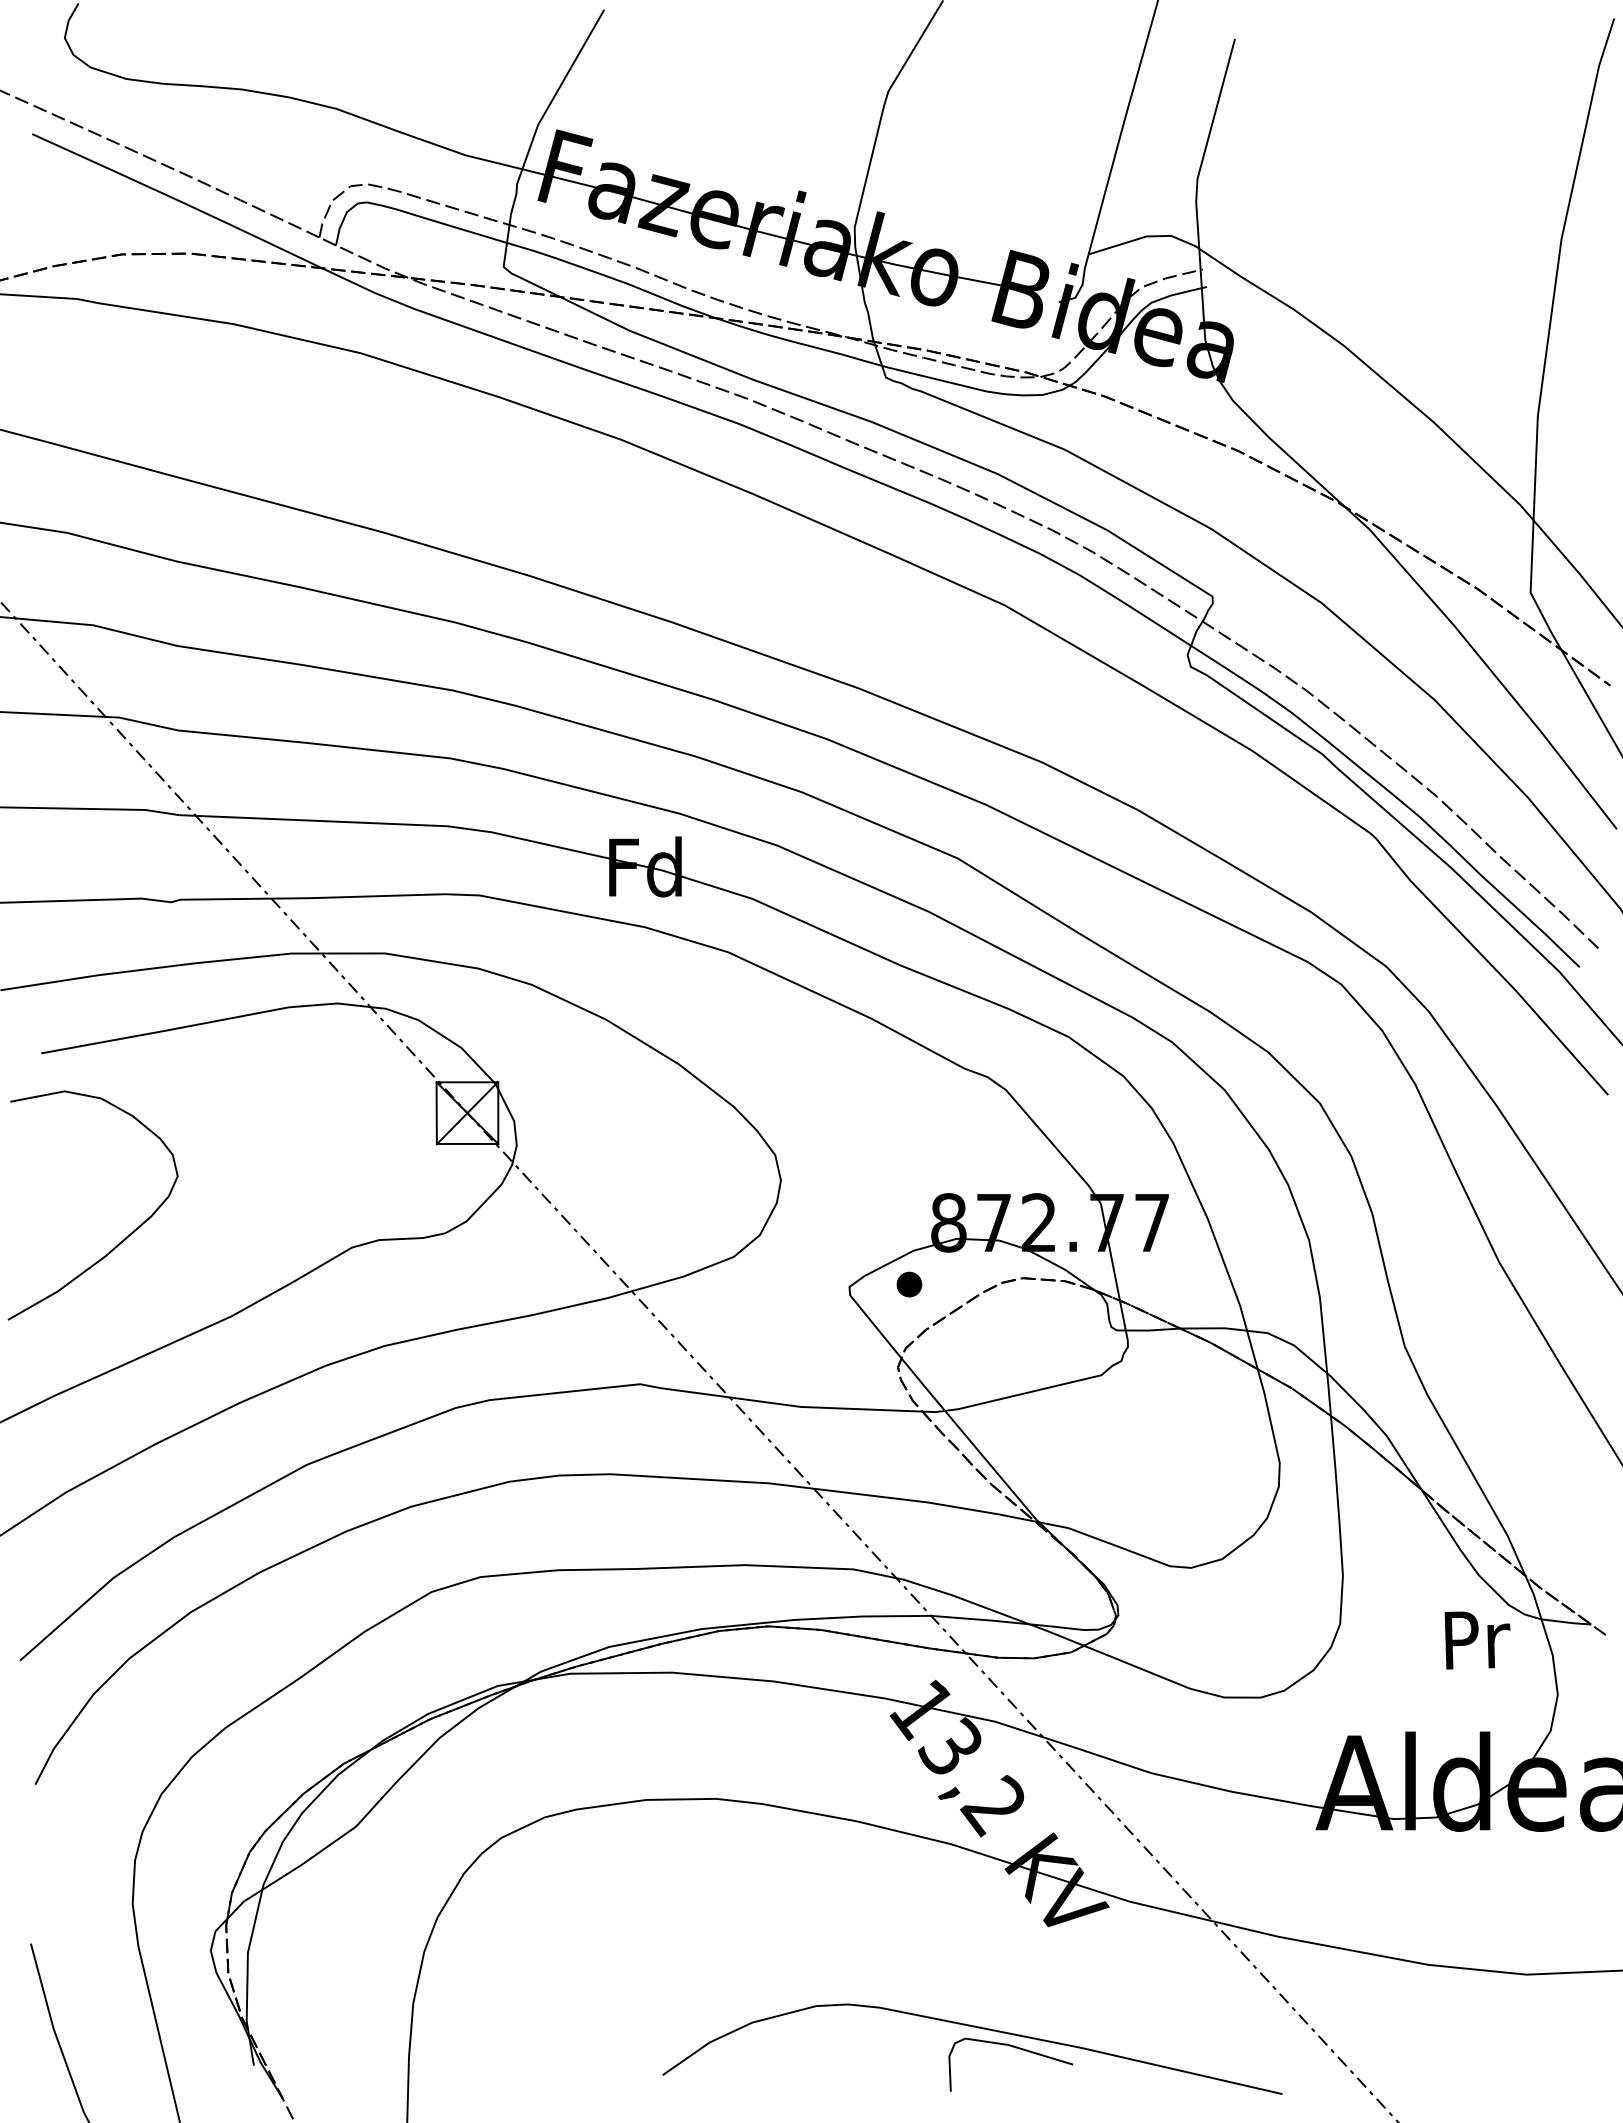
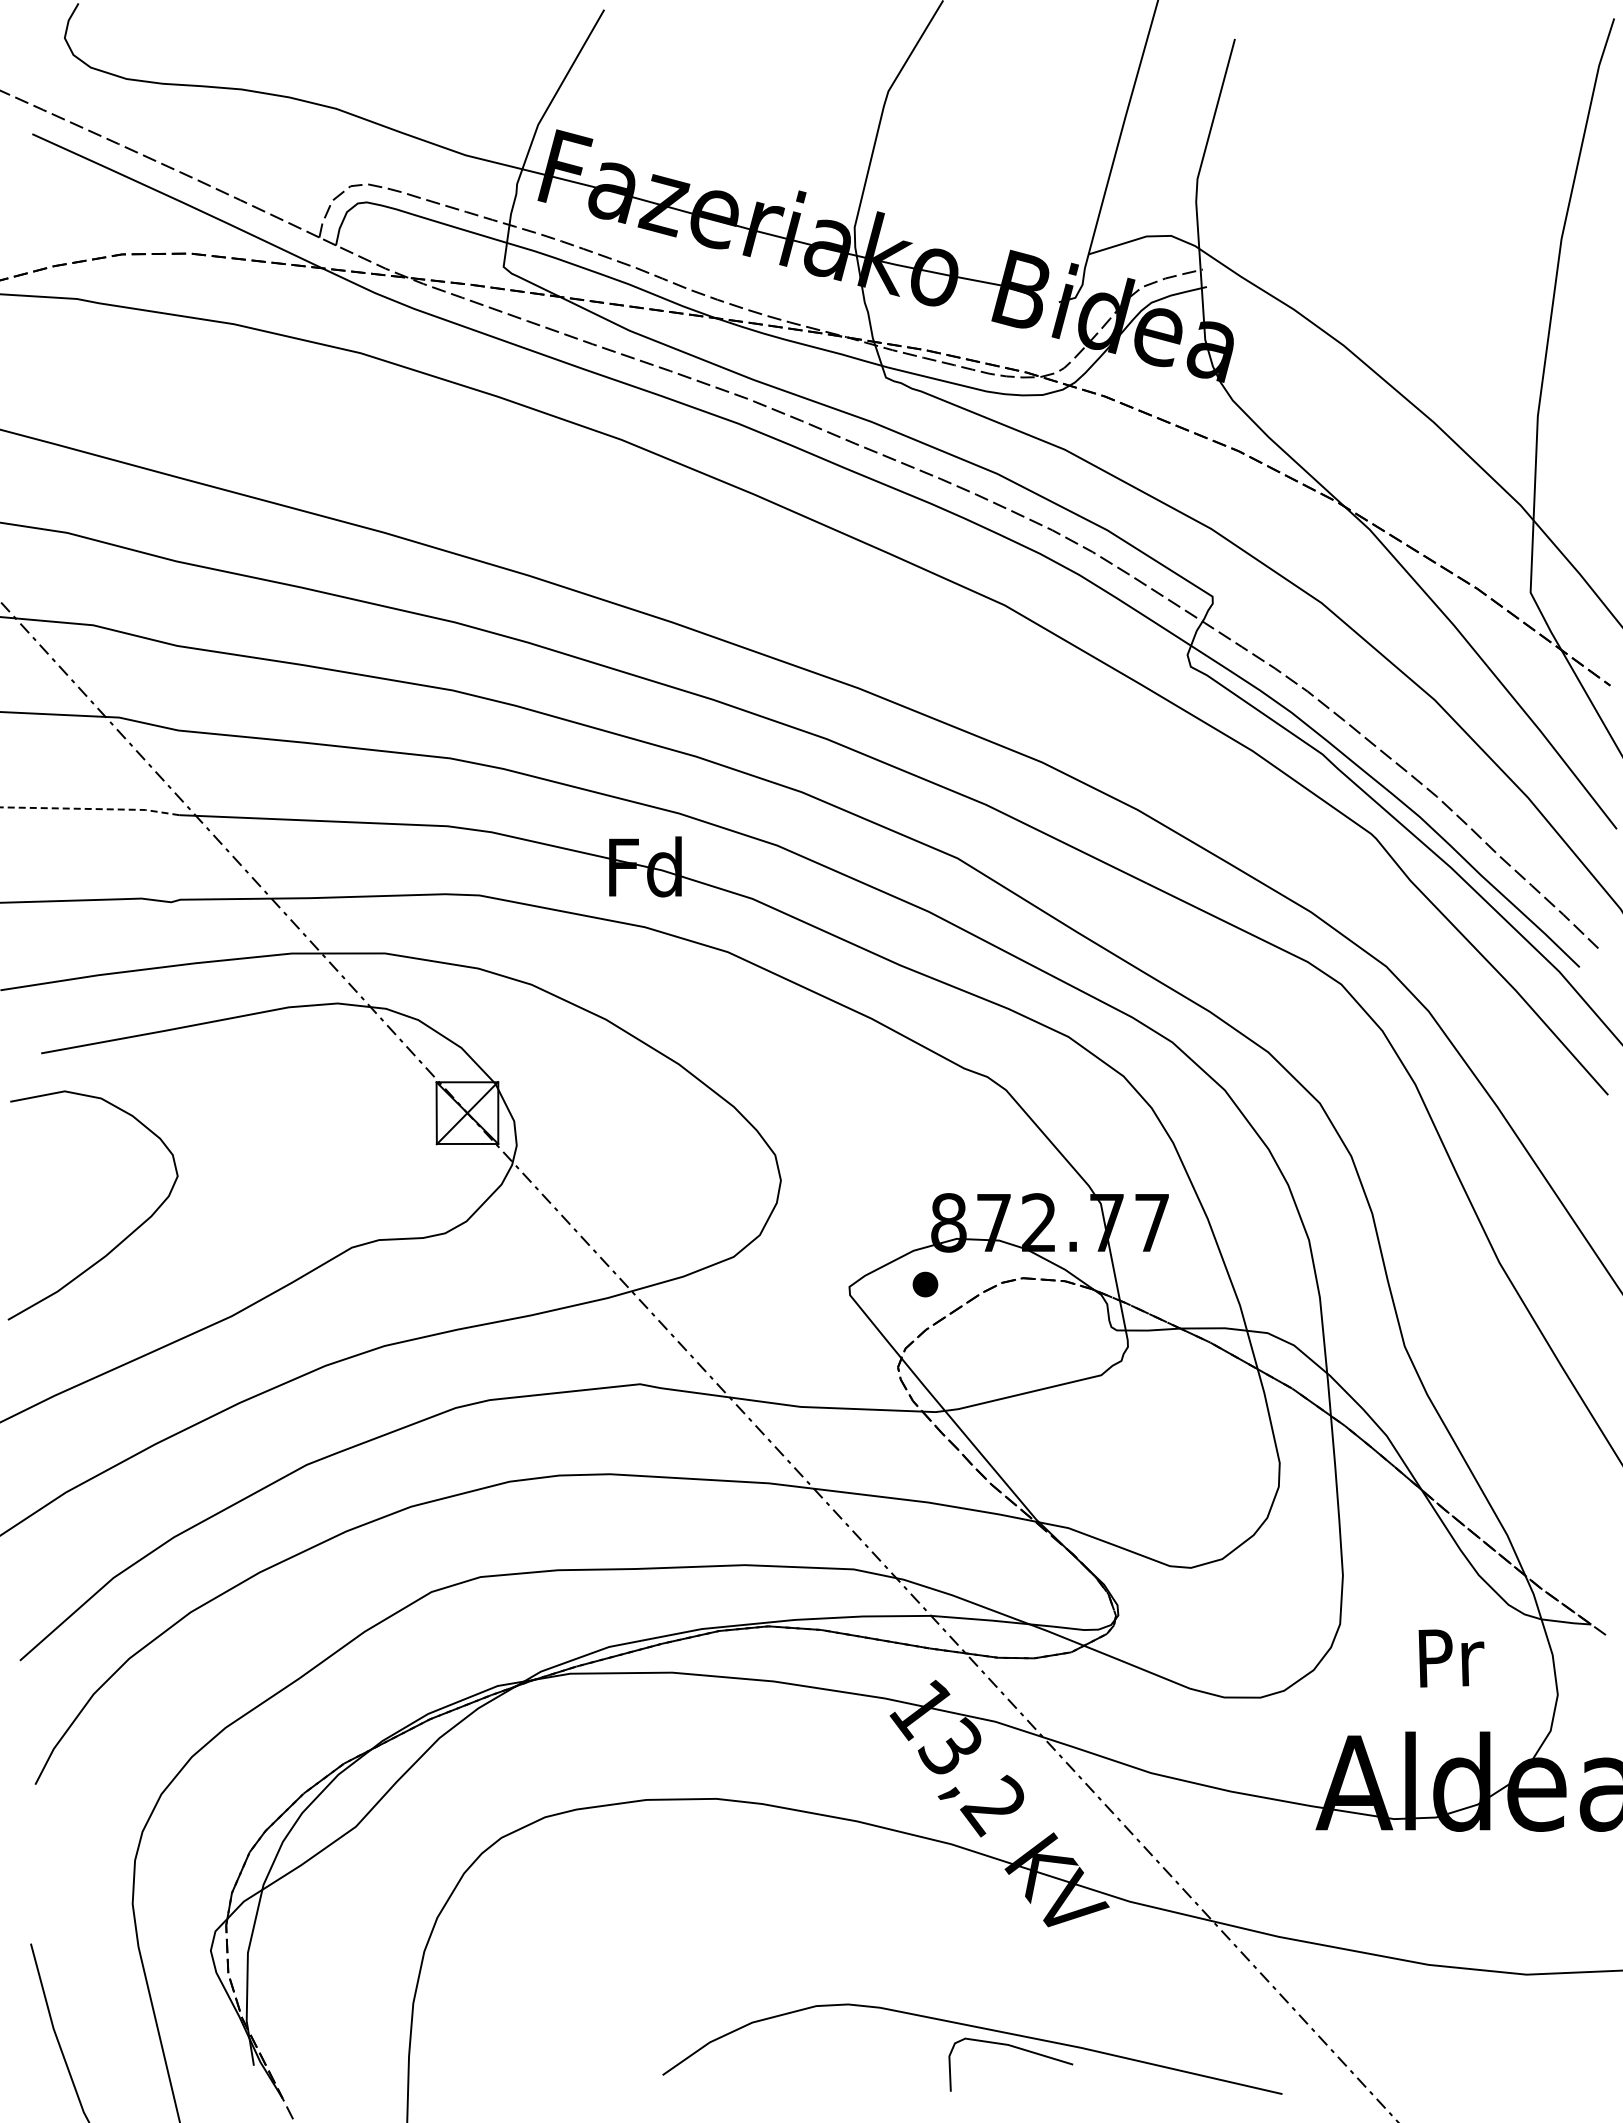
line: solid -> dashed (90, 808)
part position: (909, 1284) -> (925, 1284) (925, 1284)
text position: (1477, 1640) -> (1451, 1658) (1451, 1658)
